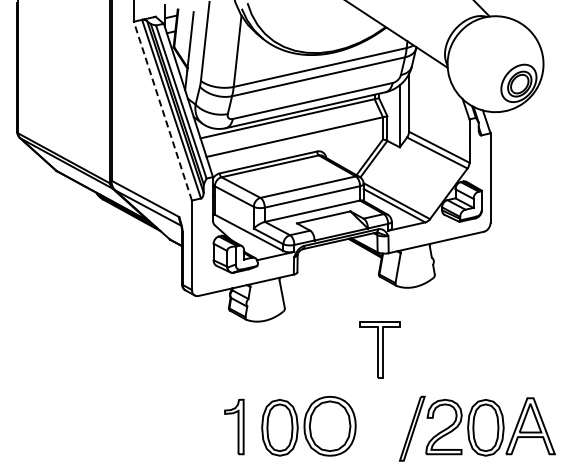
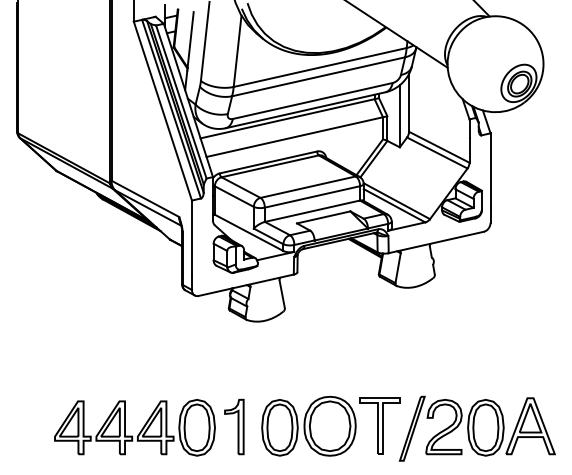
line: dashed -> solid (162, 110)
part position: (379, 349) -> (379, 425) (379, 425)
part: none -> present (140, 430)
